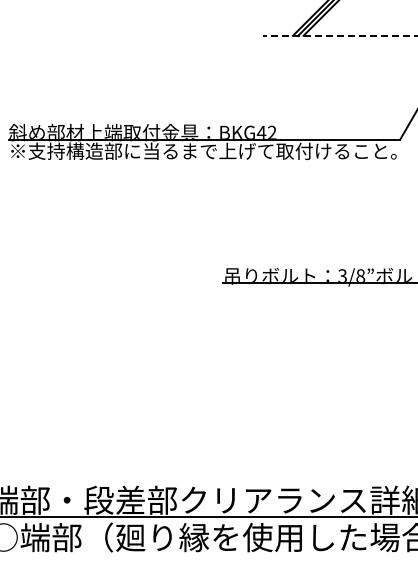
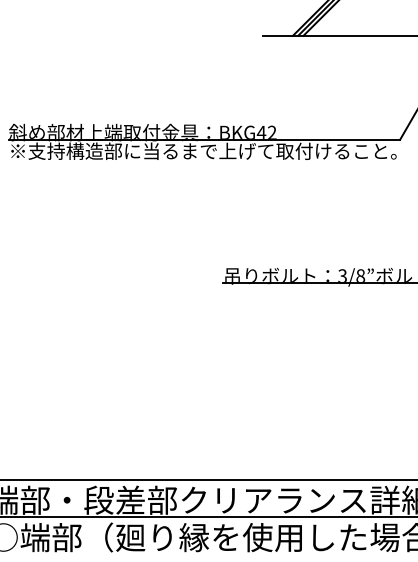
line: dashed -> solid (340, 35)
line: none -> present (208, 479)
